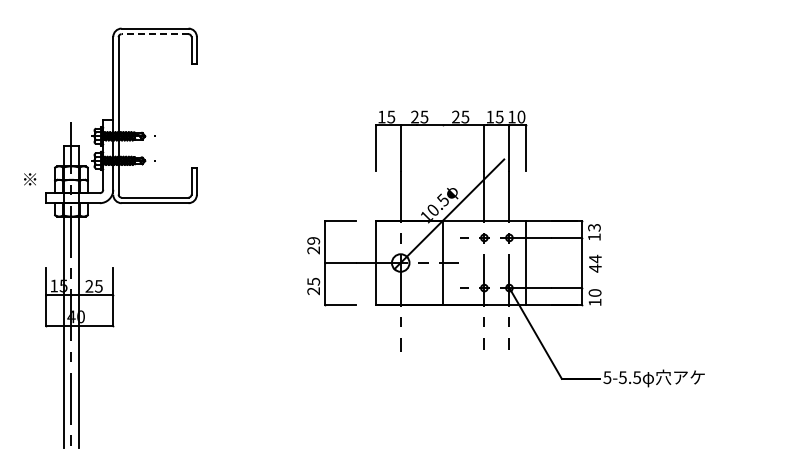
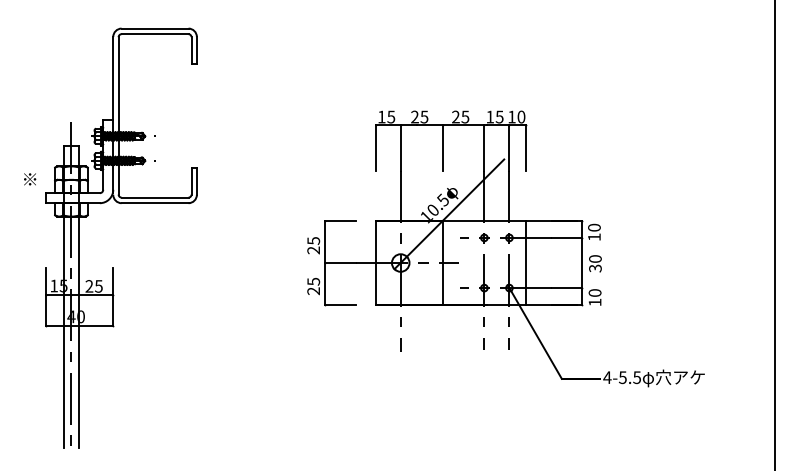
line: dashed -> solid (154, 34)
line: none -> present (442, 147)
text: 13 -> 10 (594, 227)
line: none -> present (775, 234)
text: 29 -> 25 (313, 240)
text: 44 -> 30 (595, 263)
text: 5-5.5 -> 4-5.5 (607, 377)
